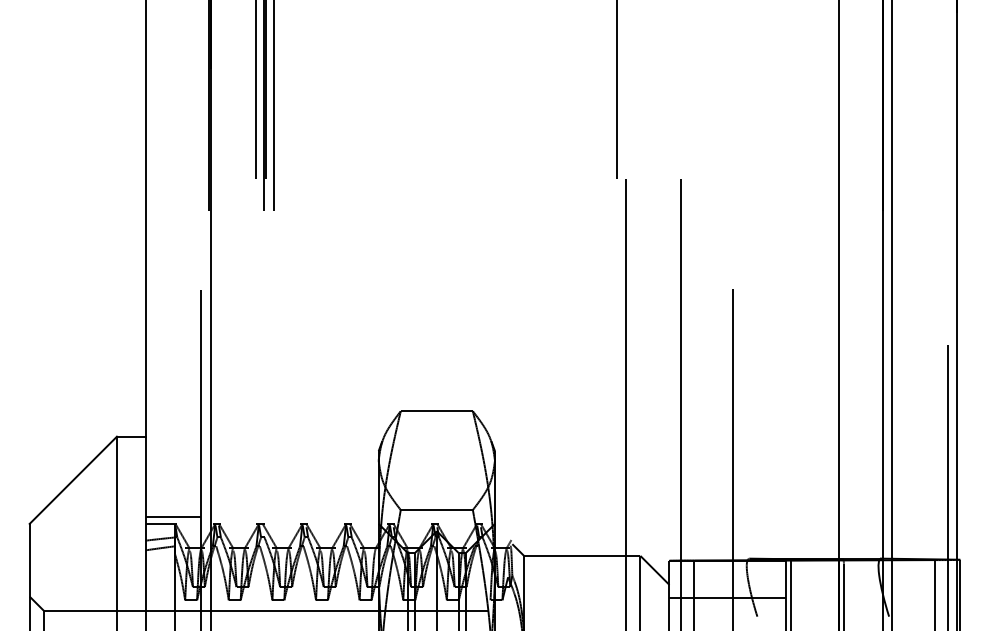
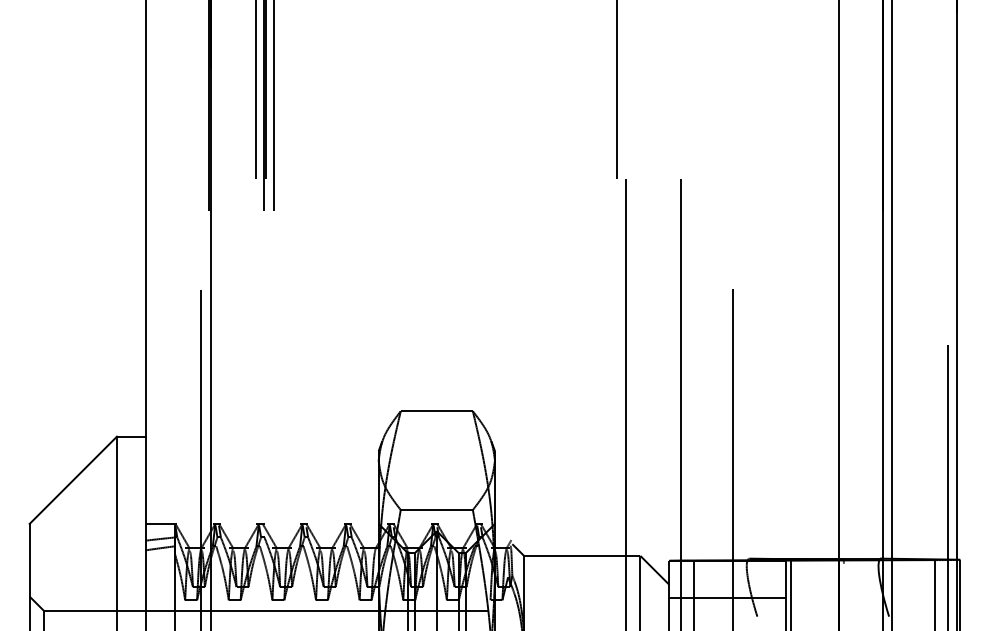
line: present -> none (173, 516)
line: present -> none (843, 595)
